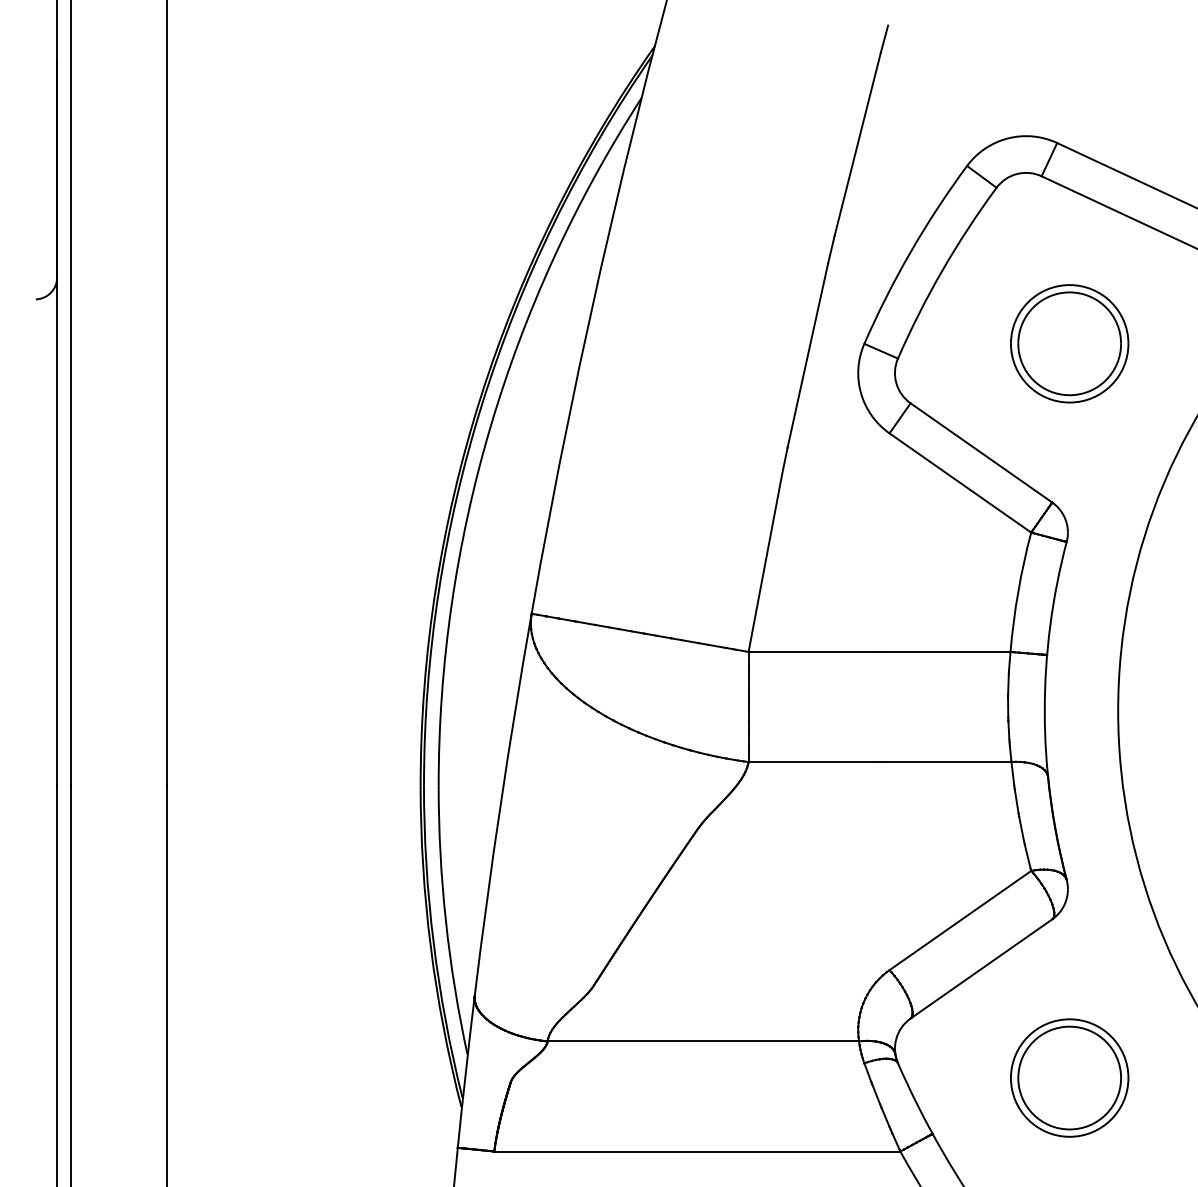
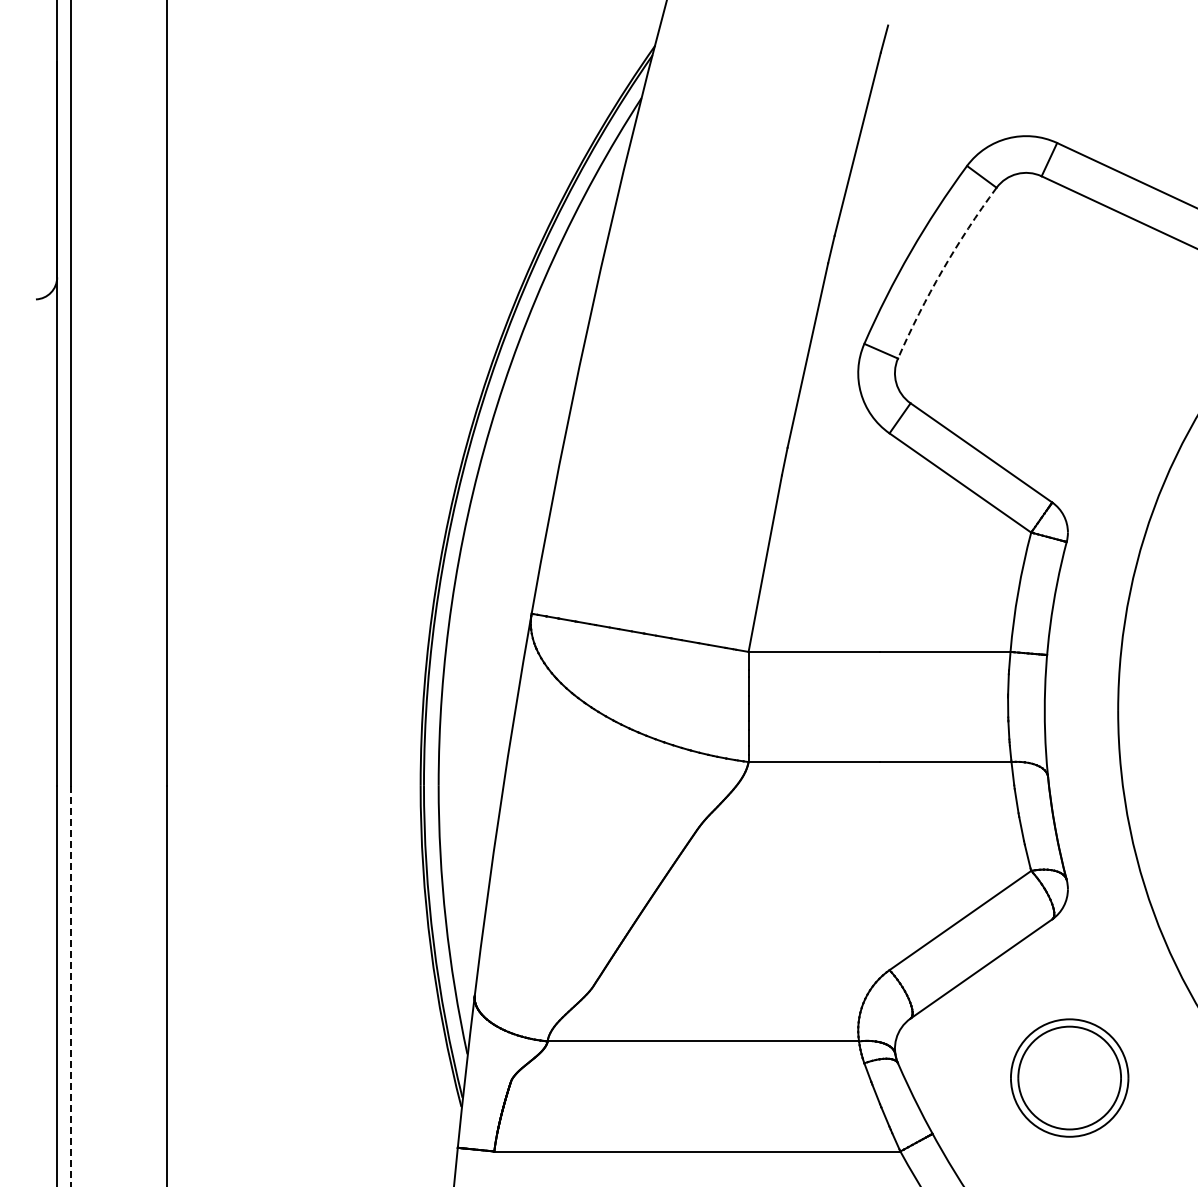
arc: solid -> dashed (942, 270)
part: present -> none (1069, 343)
line: solid -> dashed (71, 986)
